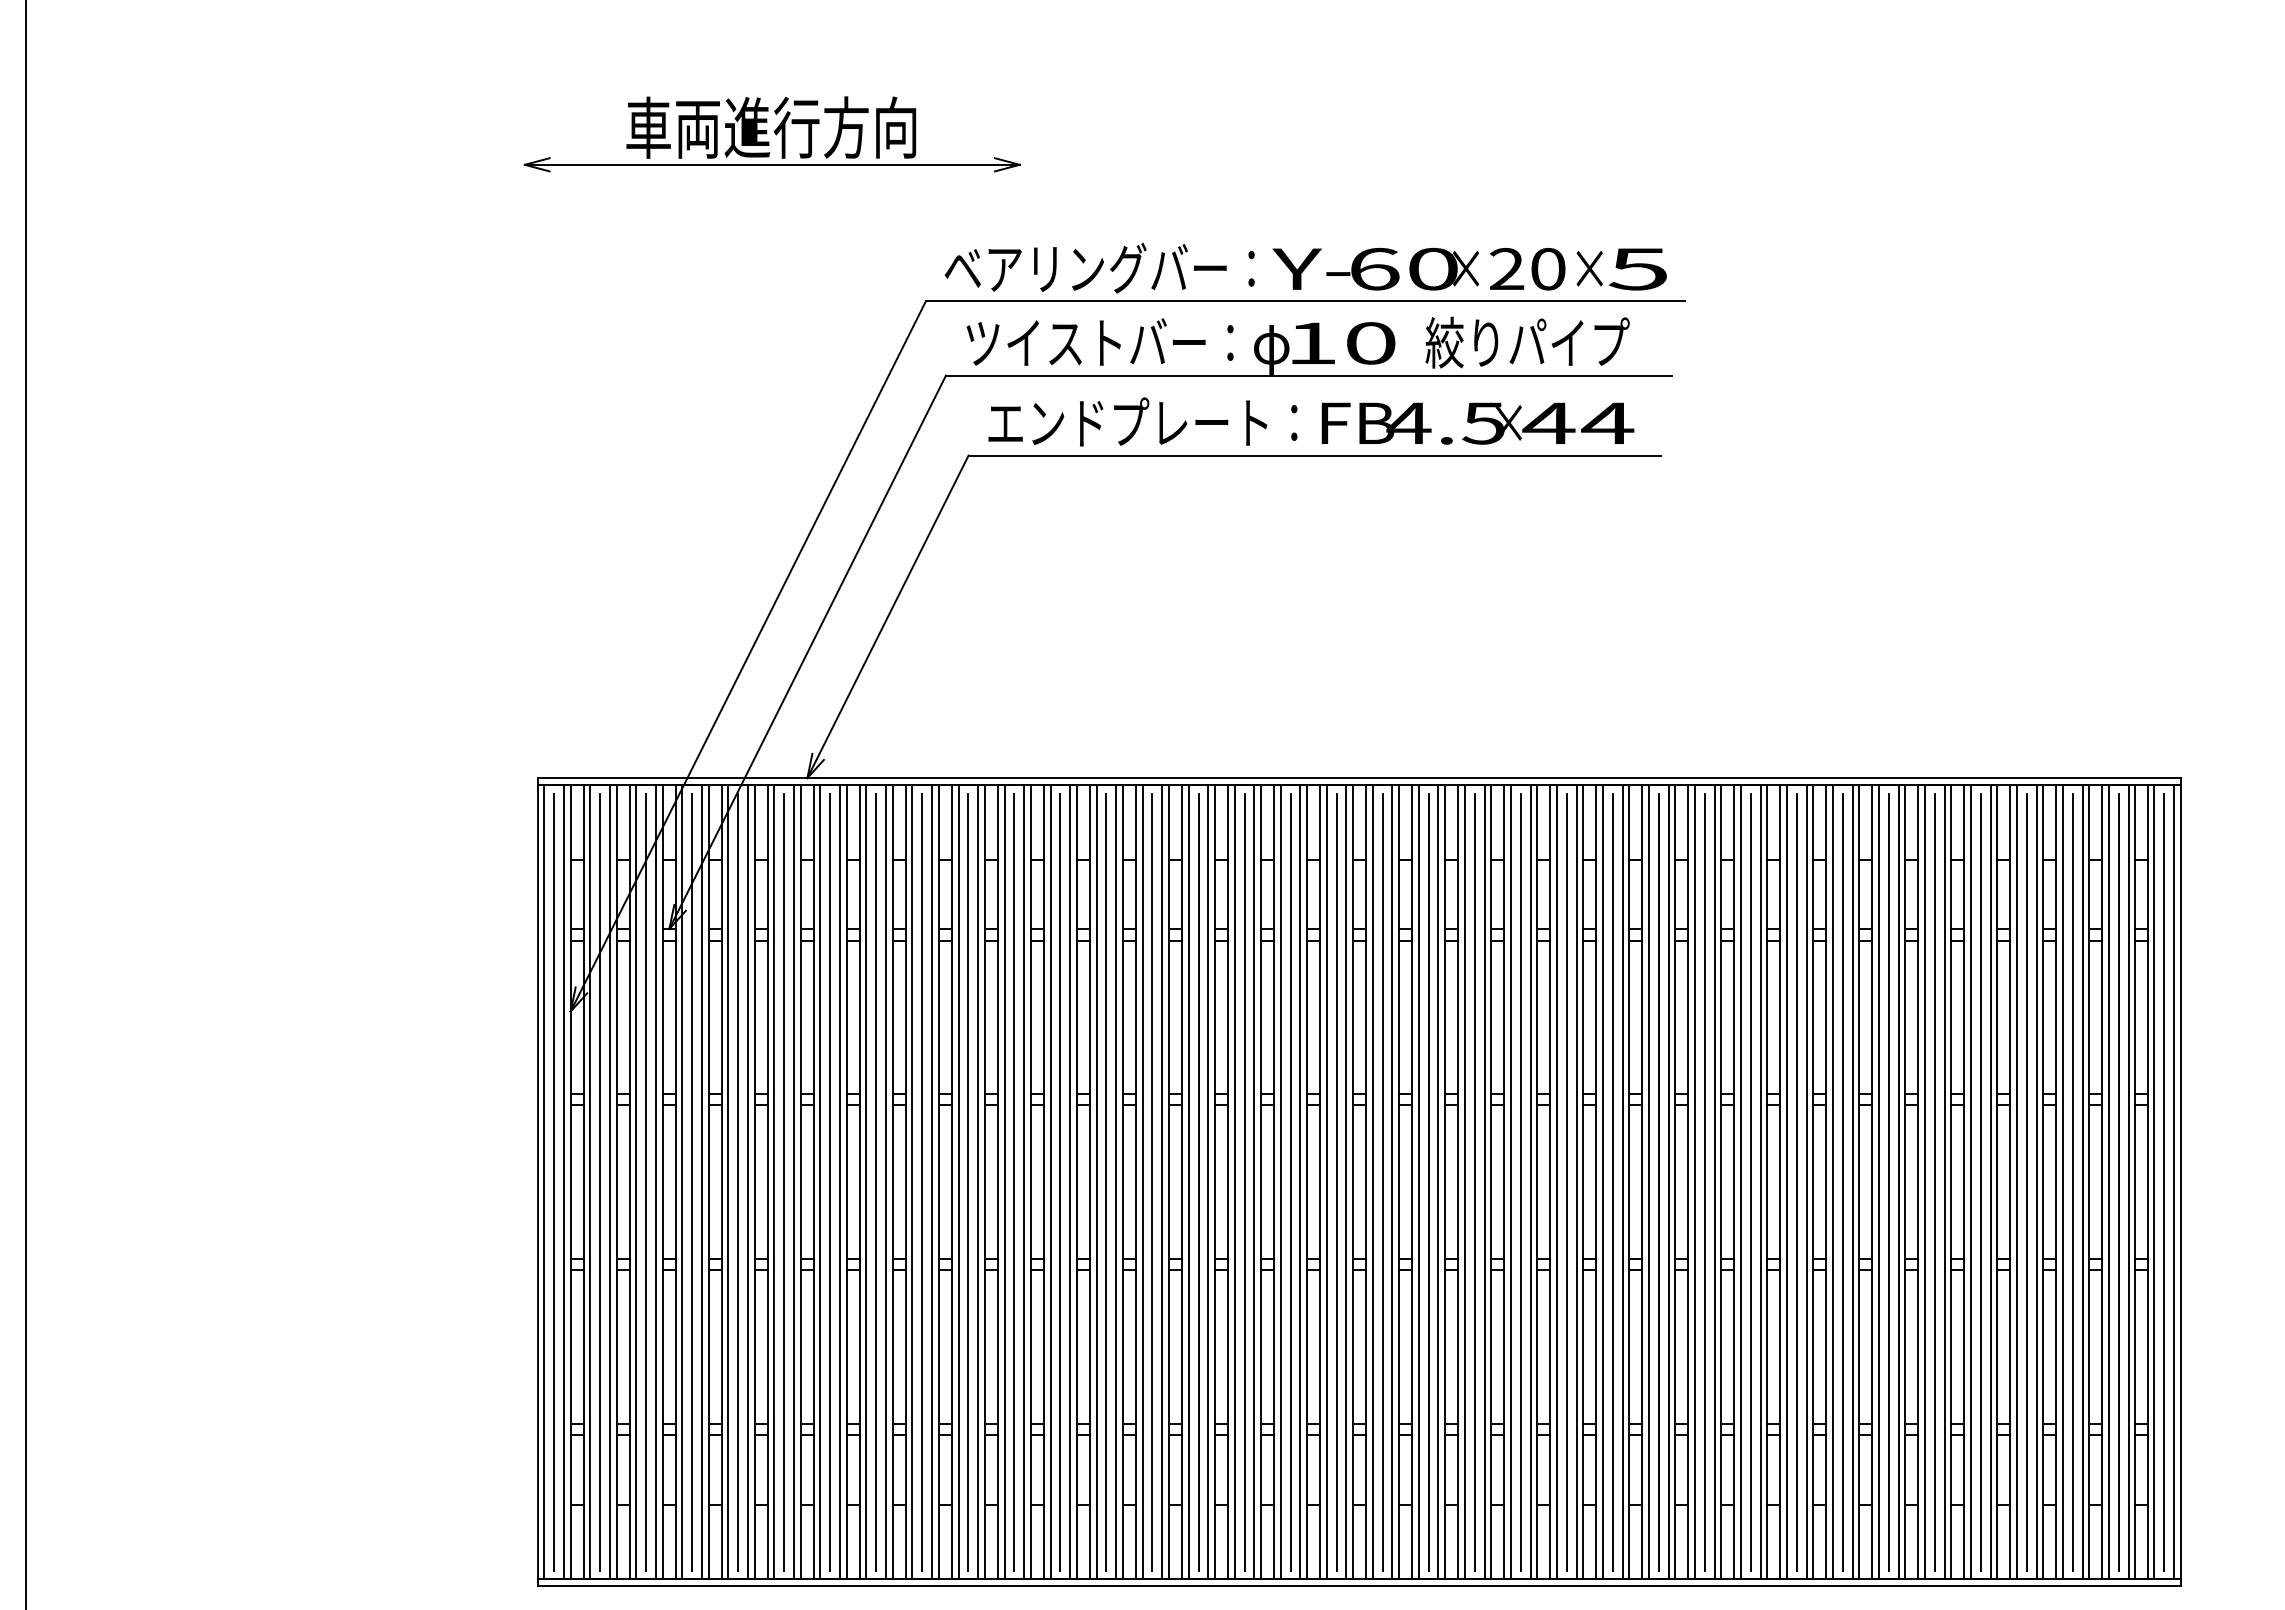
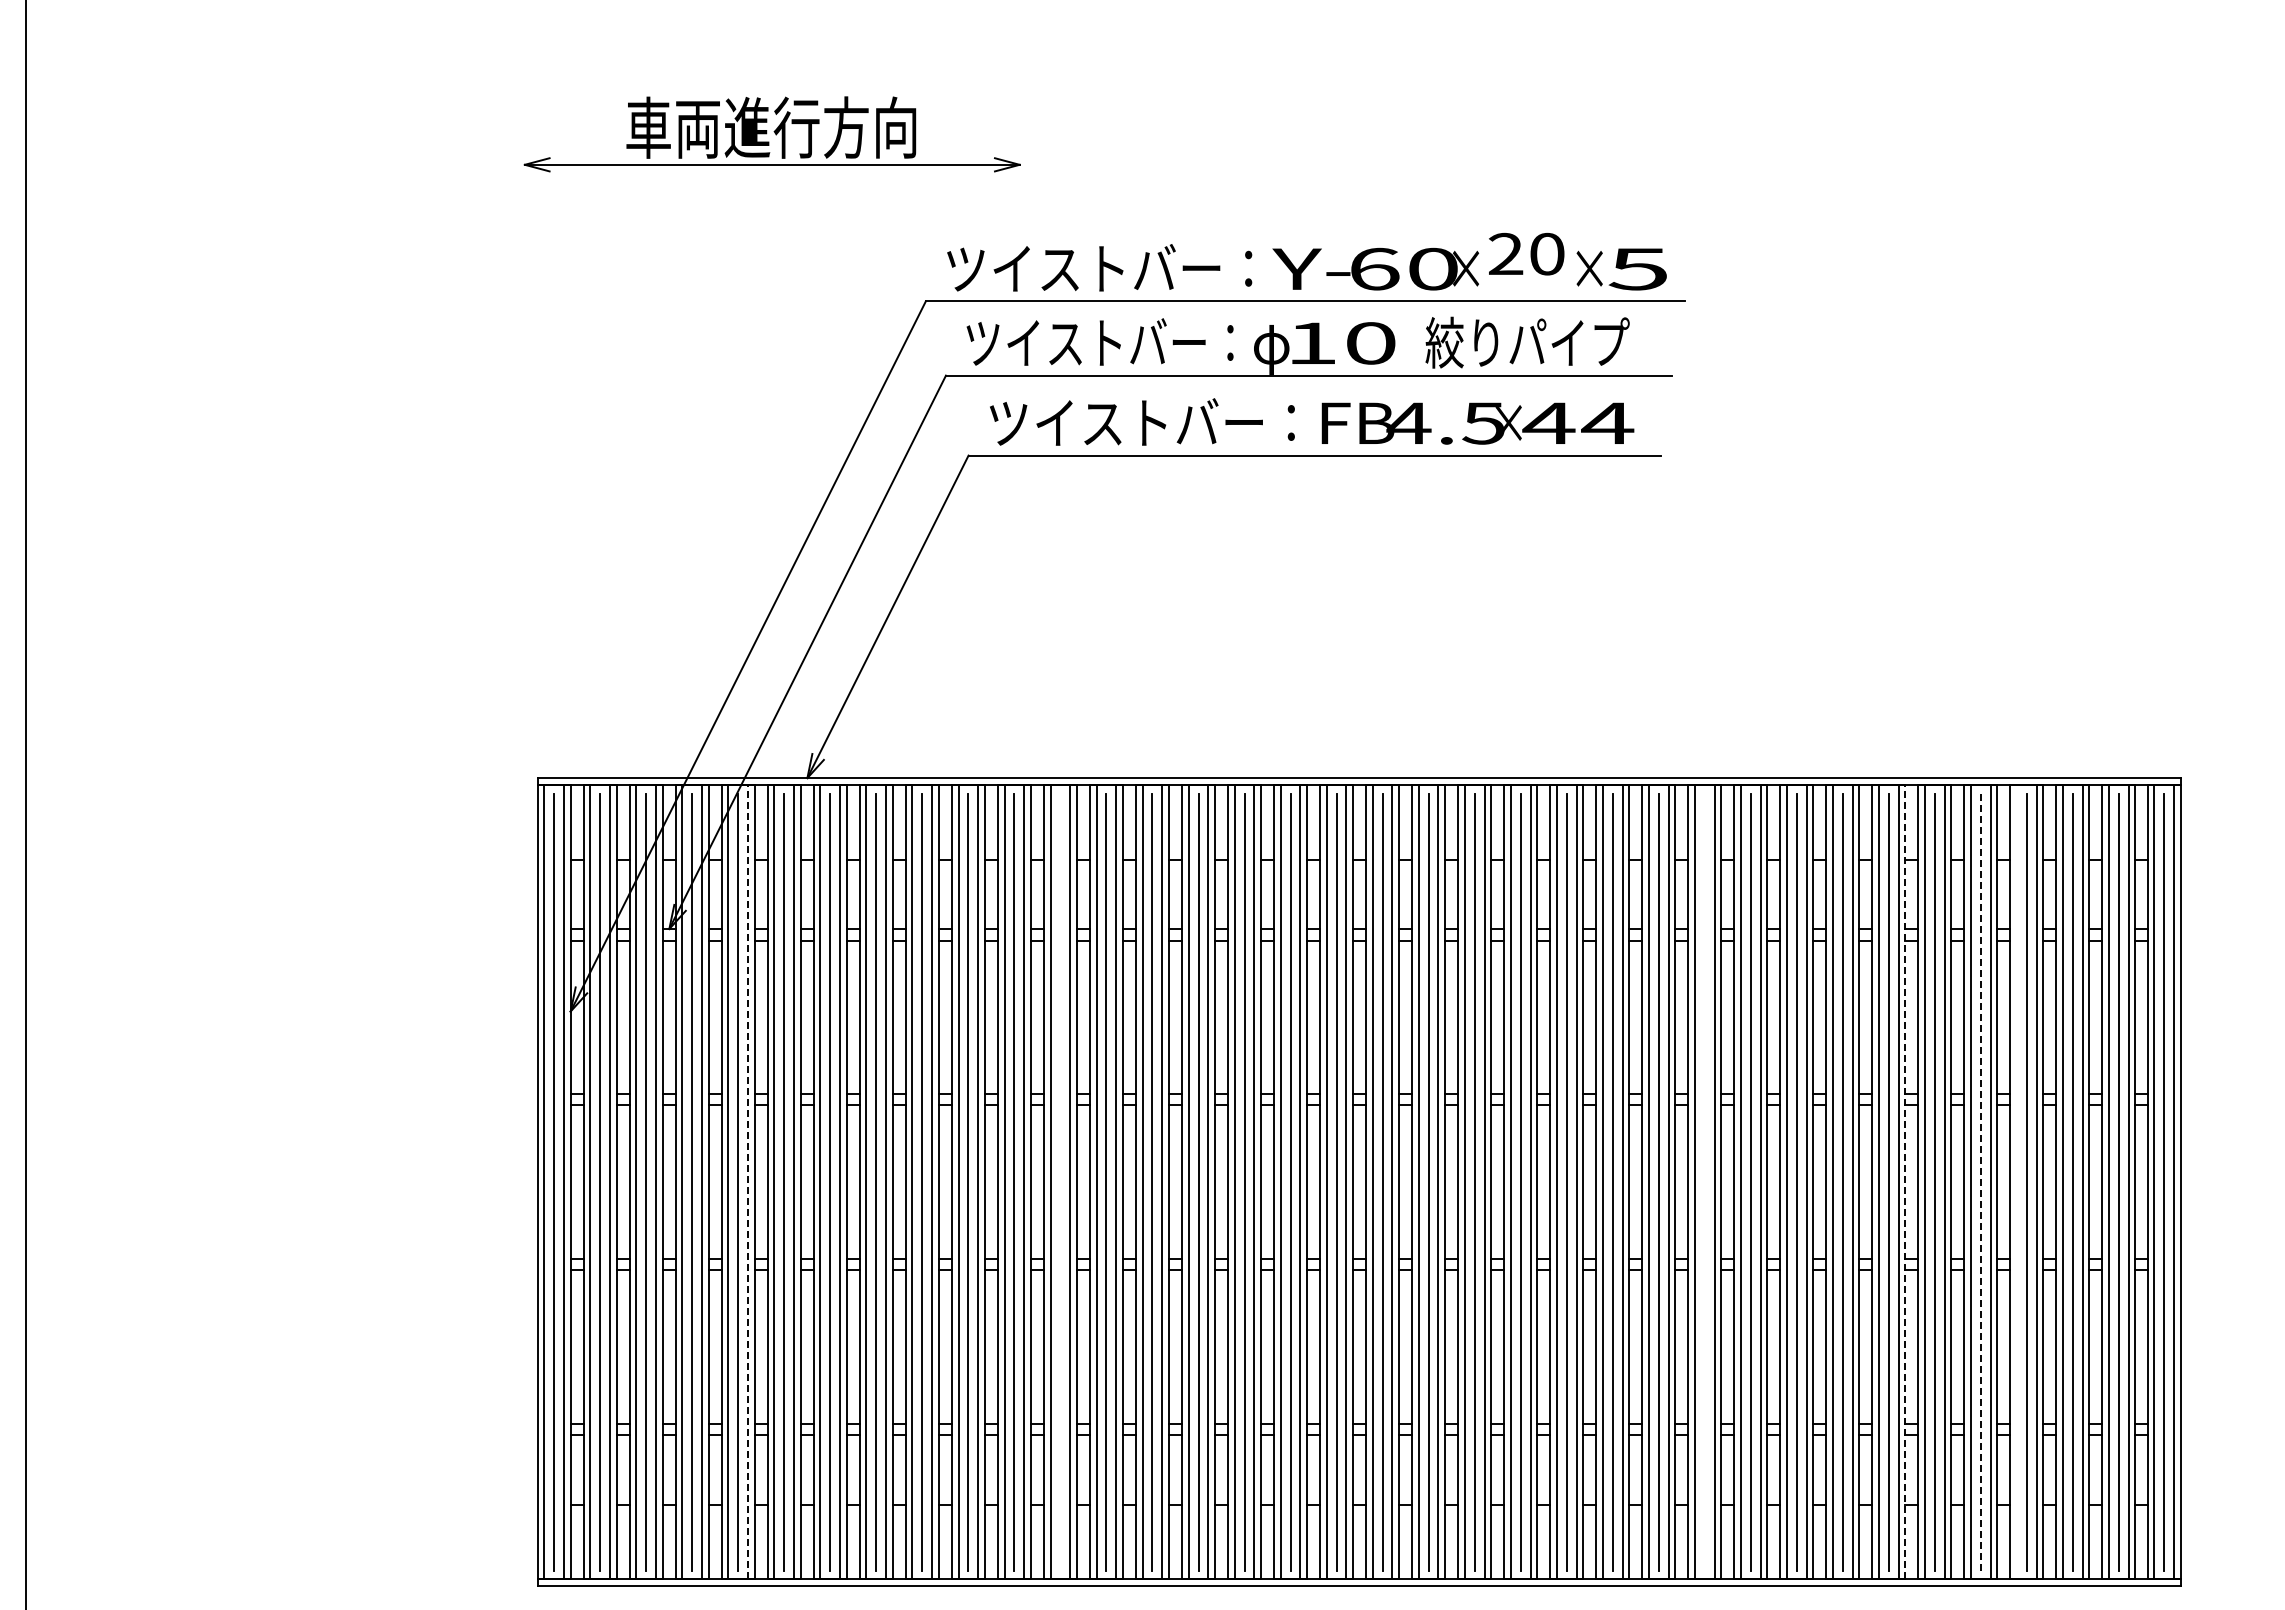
text: ベアリングバー： -> ツイストバー： (1099, 267)
text position: (1527, 269) -> (1526, 254) (1526, 254)
text: エンドプレート： -> ツイストバー： (1142, 421)
line: present -> none (1060, 1181)
line: present -> none (1704, 1181)
line: solid -> dashed (1980, 1181)
line: present -> none (2016, 1181)
line: solid -> dashed (748, 1182)
line: solid -> dashed (1905, 1182)
